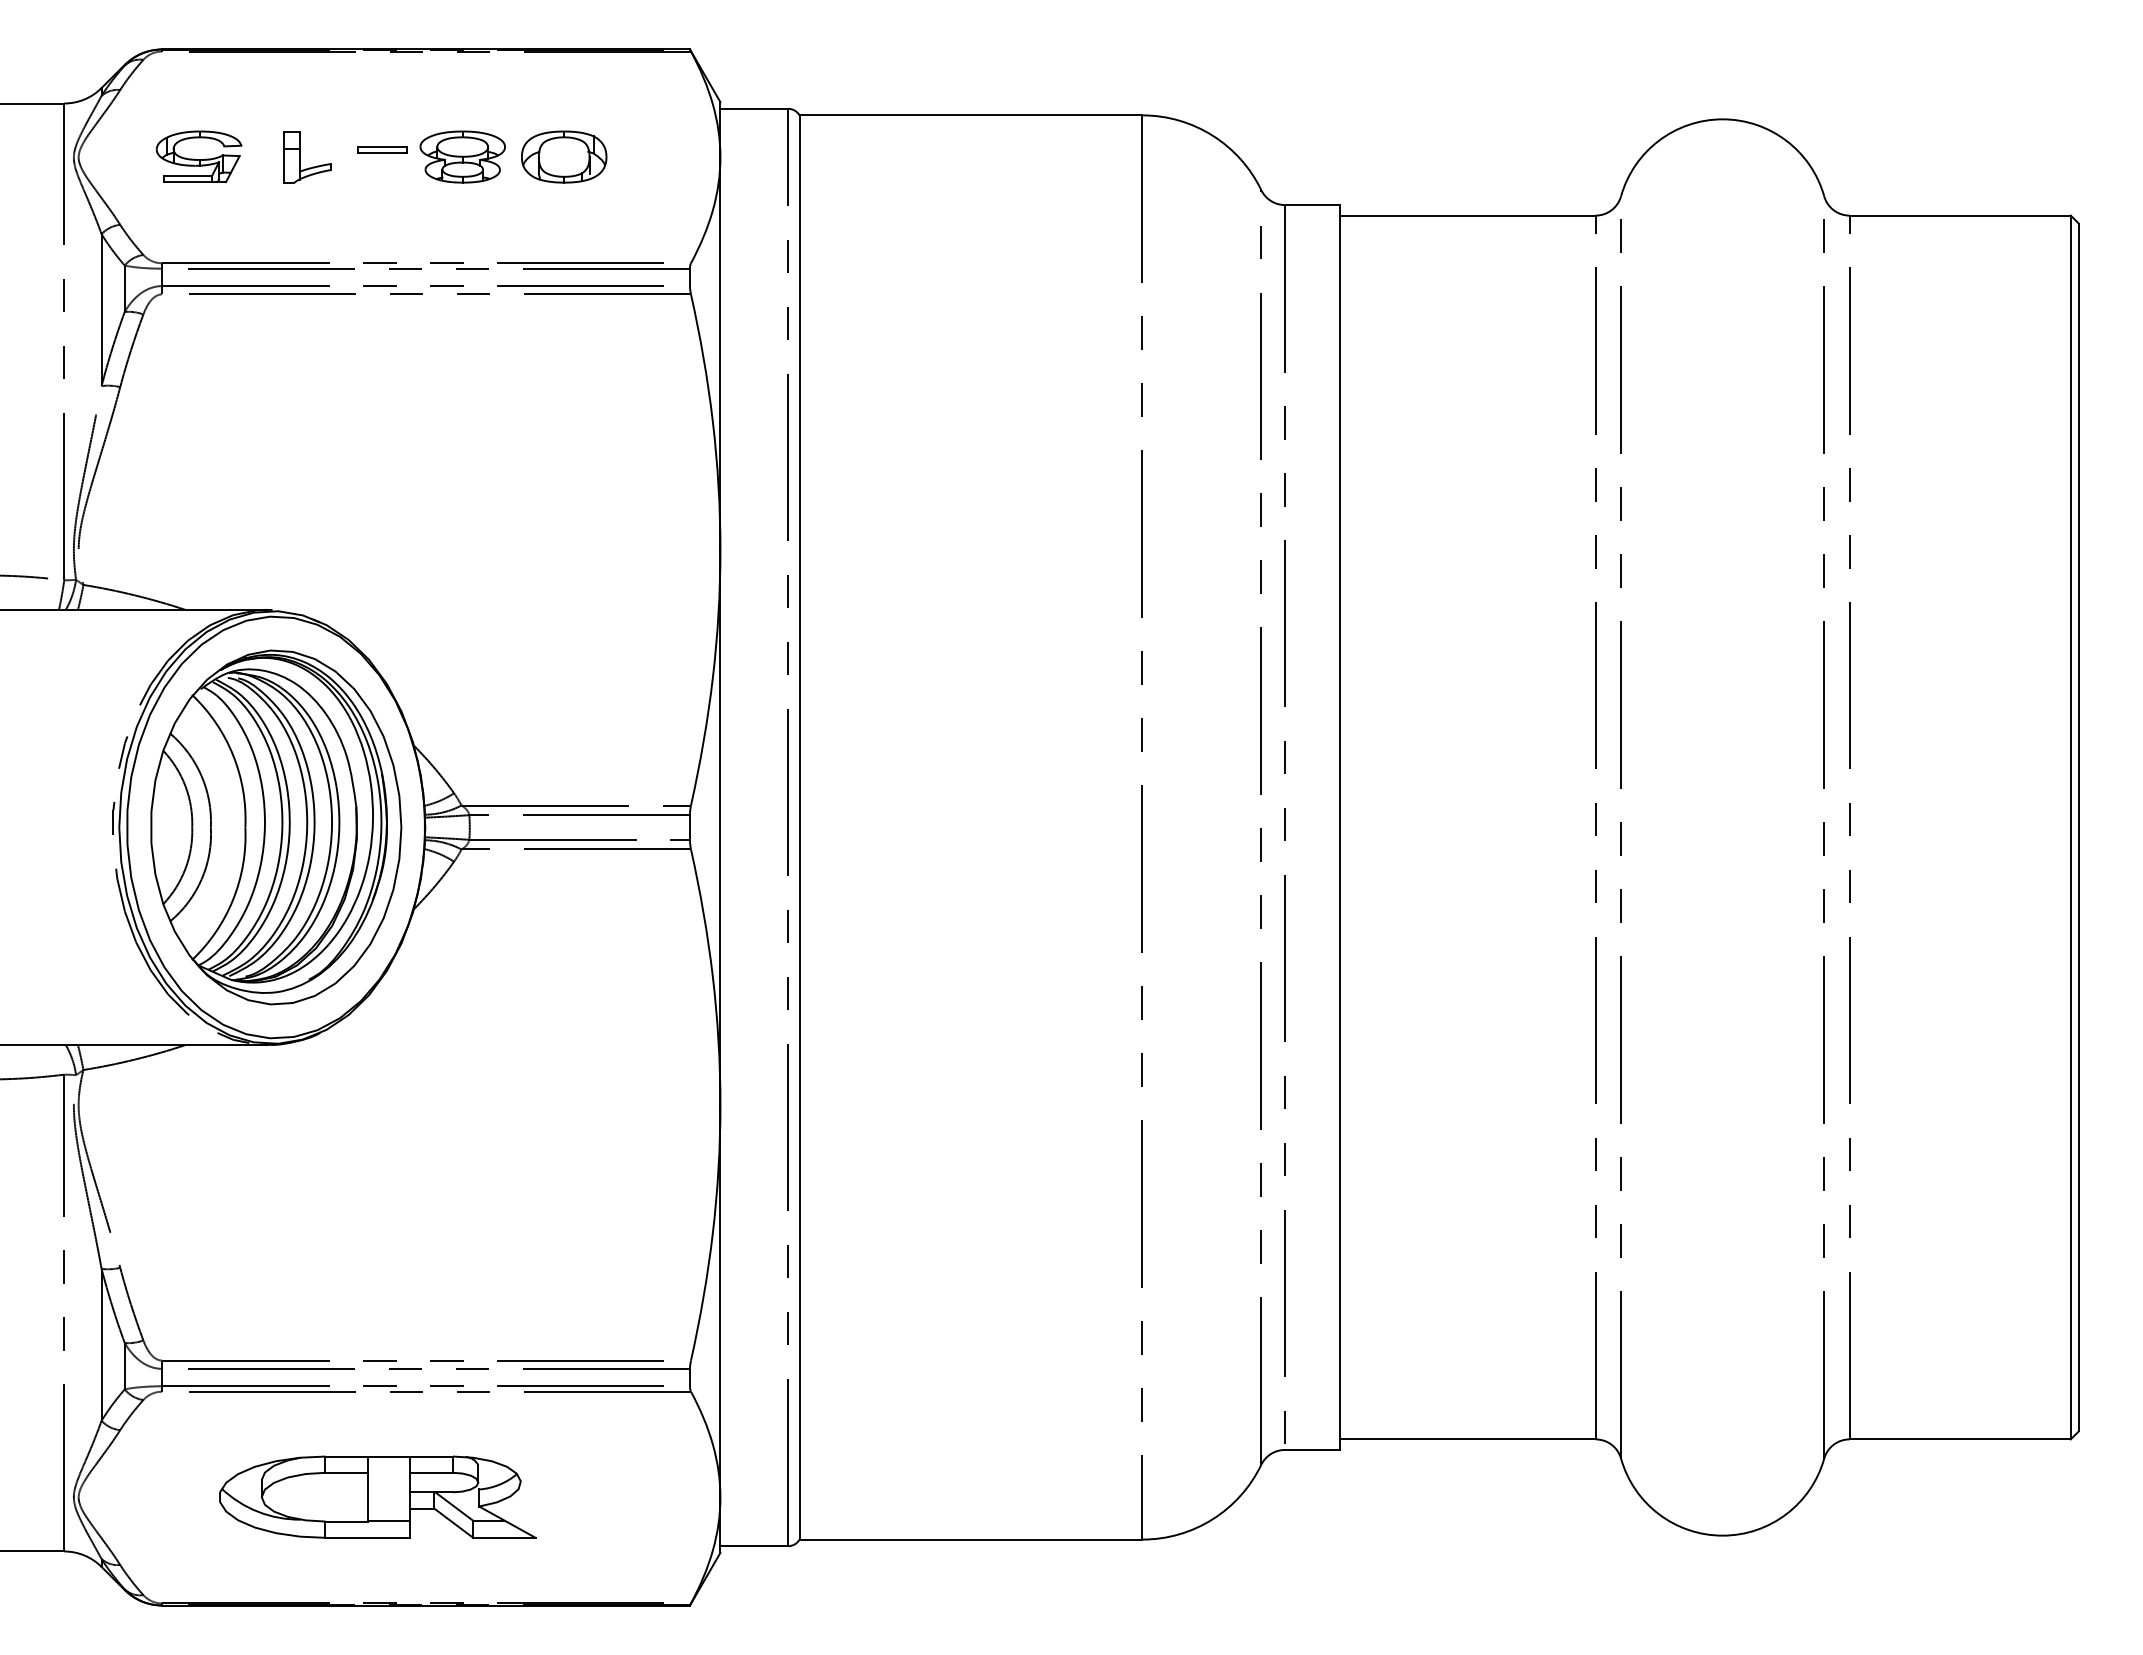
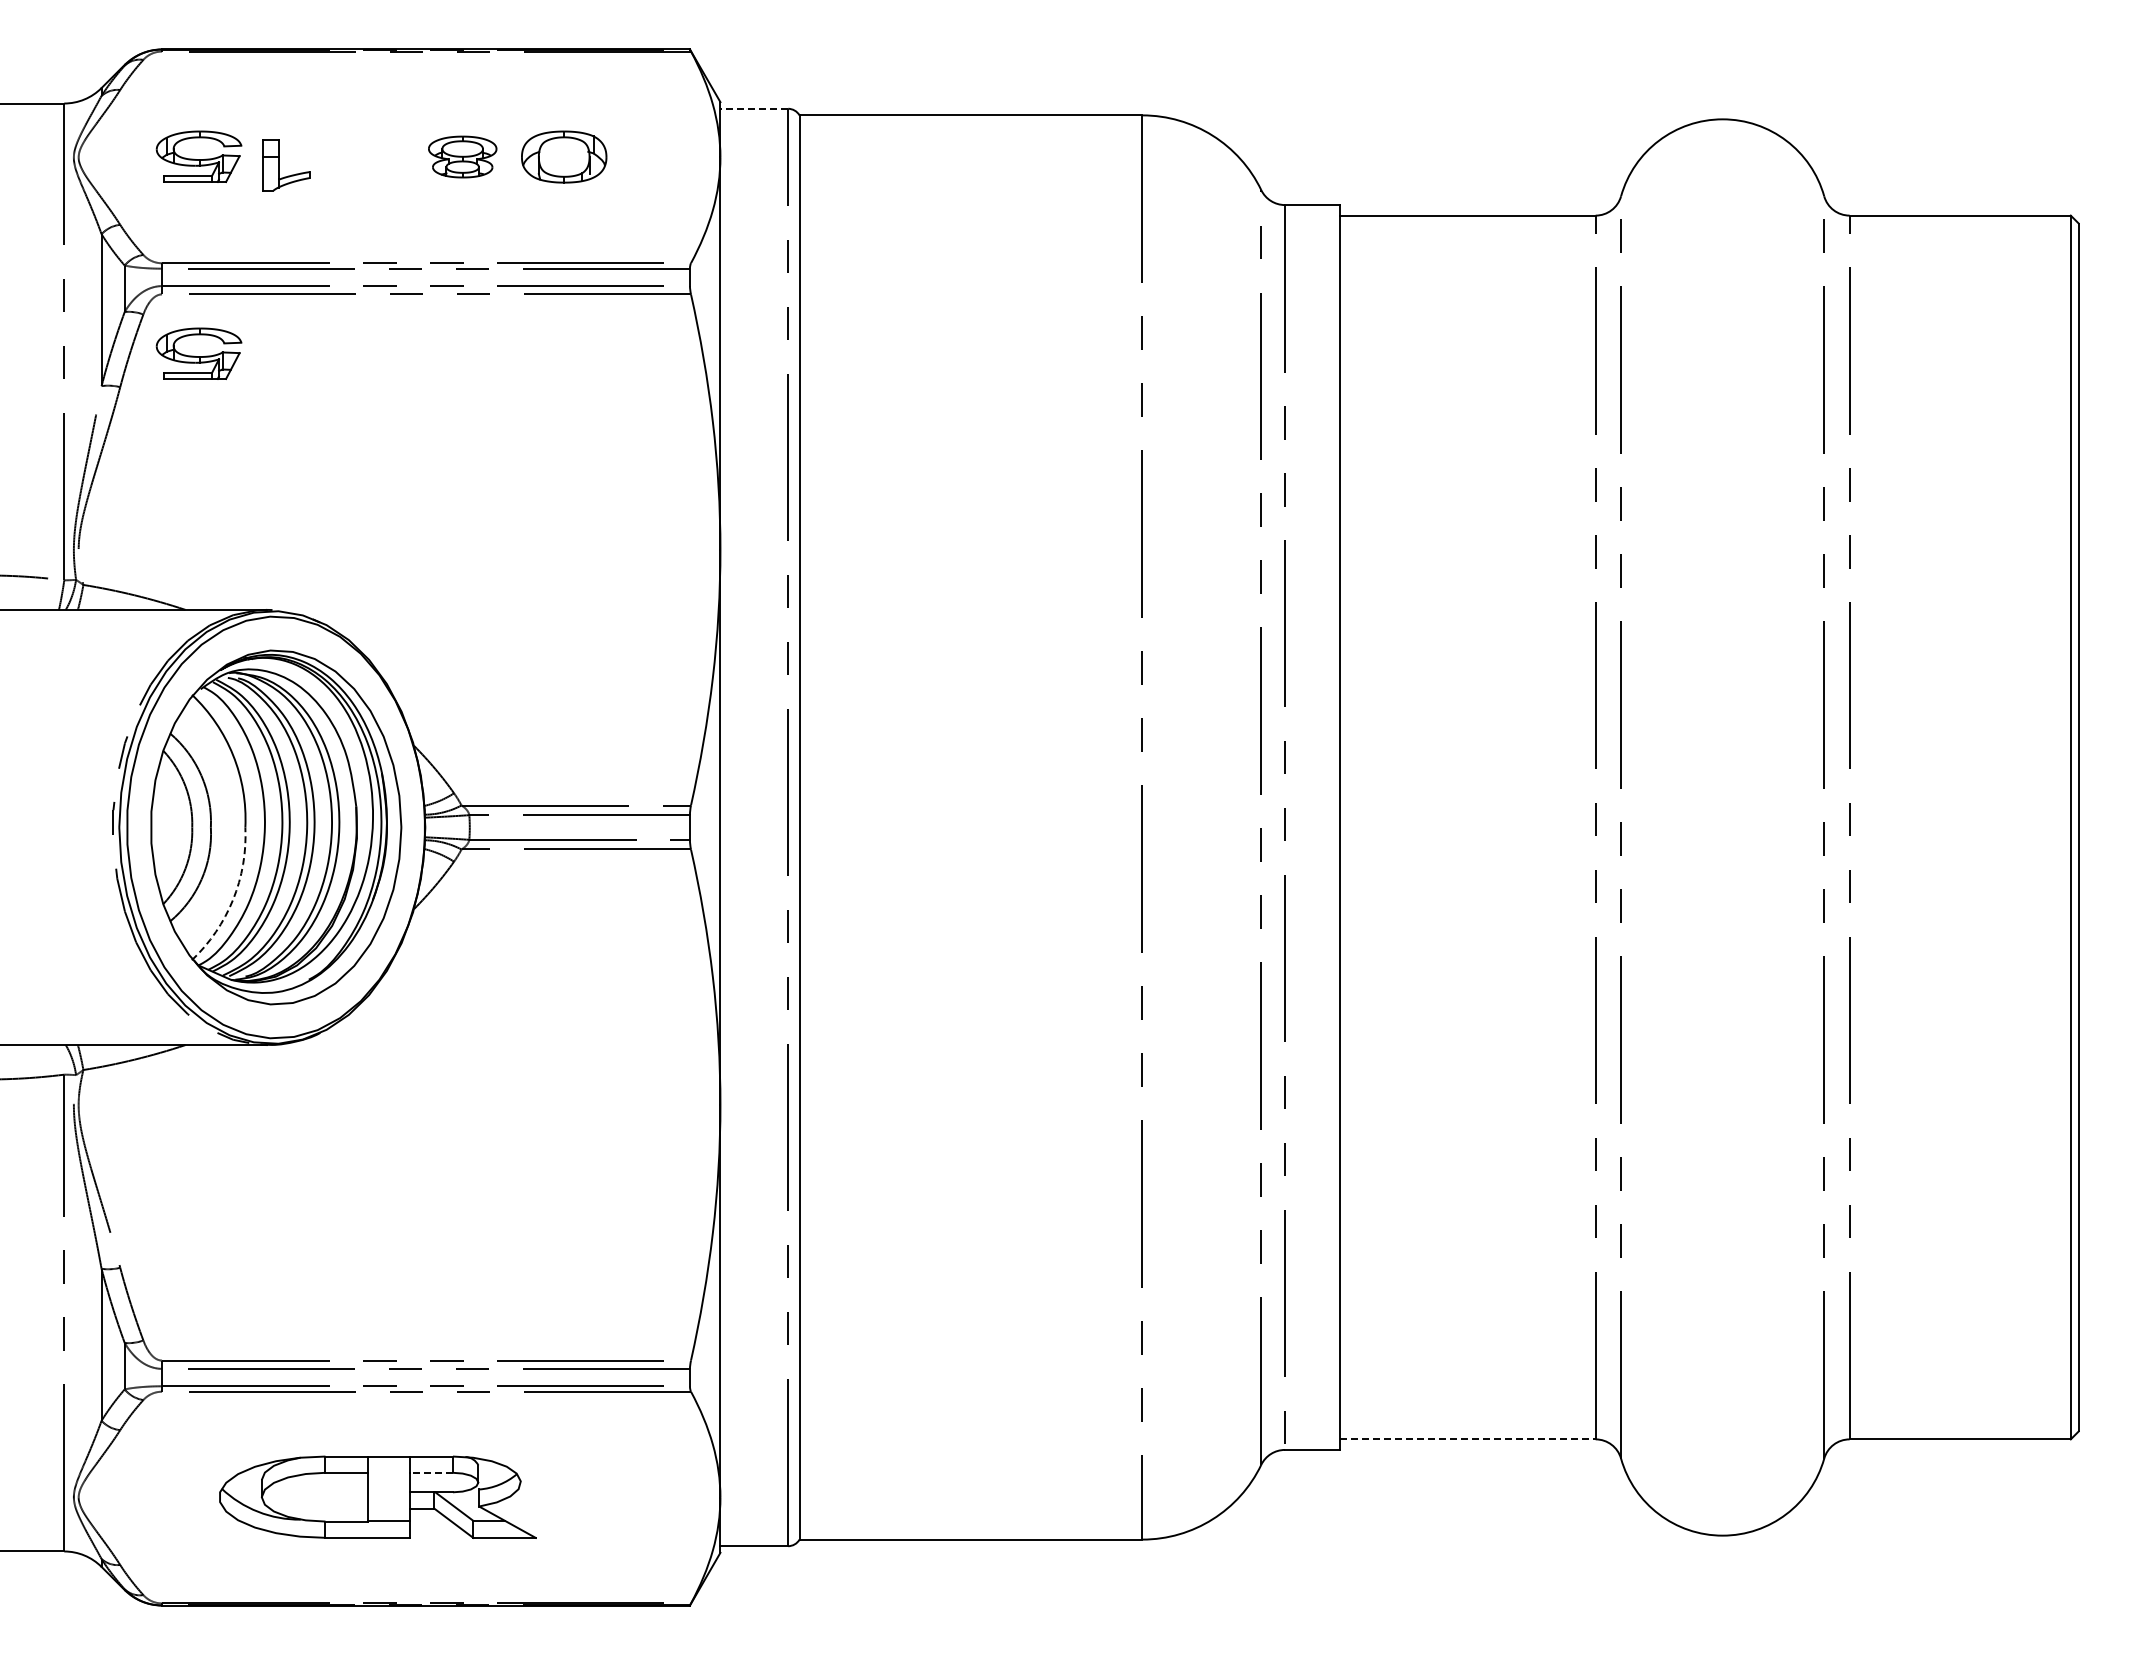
line: solid -> dashed (754, 108)
part: present -> none (382, 149)
part size: 87x54 px -> 70x44 px (462, 156)
part position: (300, 157) -> (279, 165) (279, 165)
part: none -> present (198, 353)
arc: solid -> dashed (233, 899)
line: solid -> dashed (1467, 1439)
line: solid -> dashed (431, 1472)
